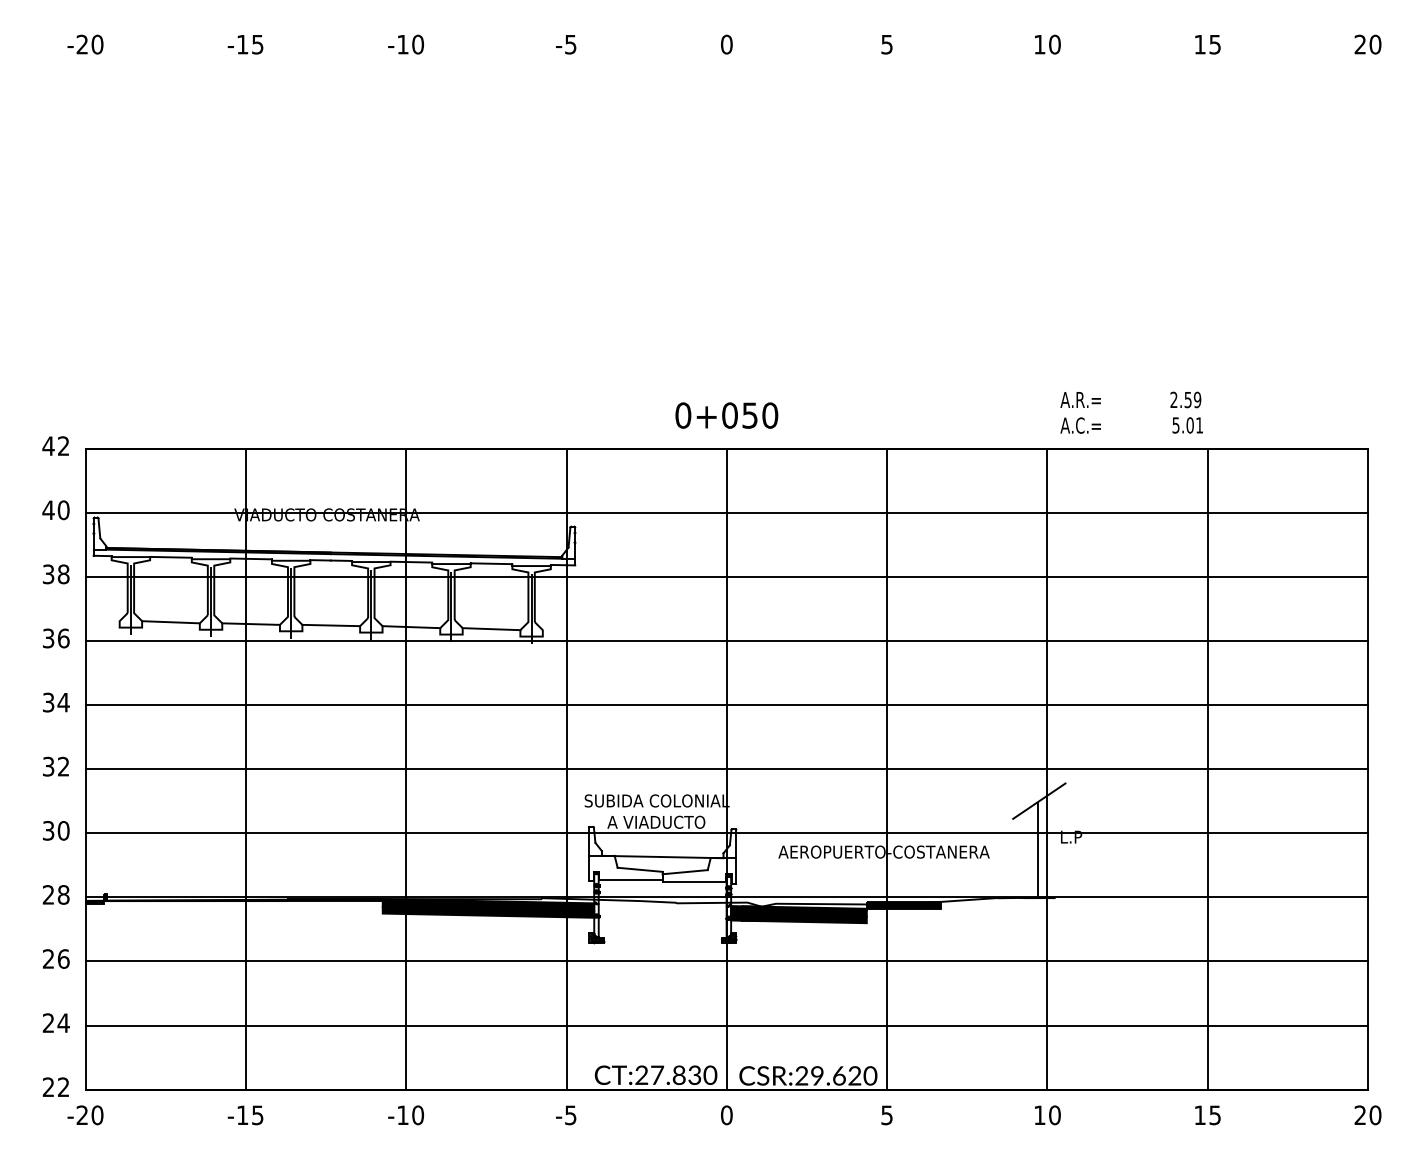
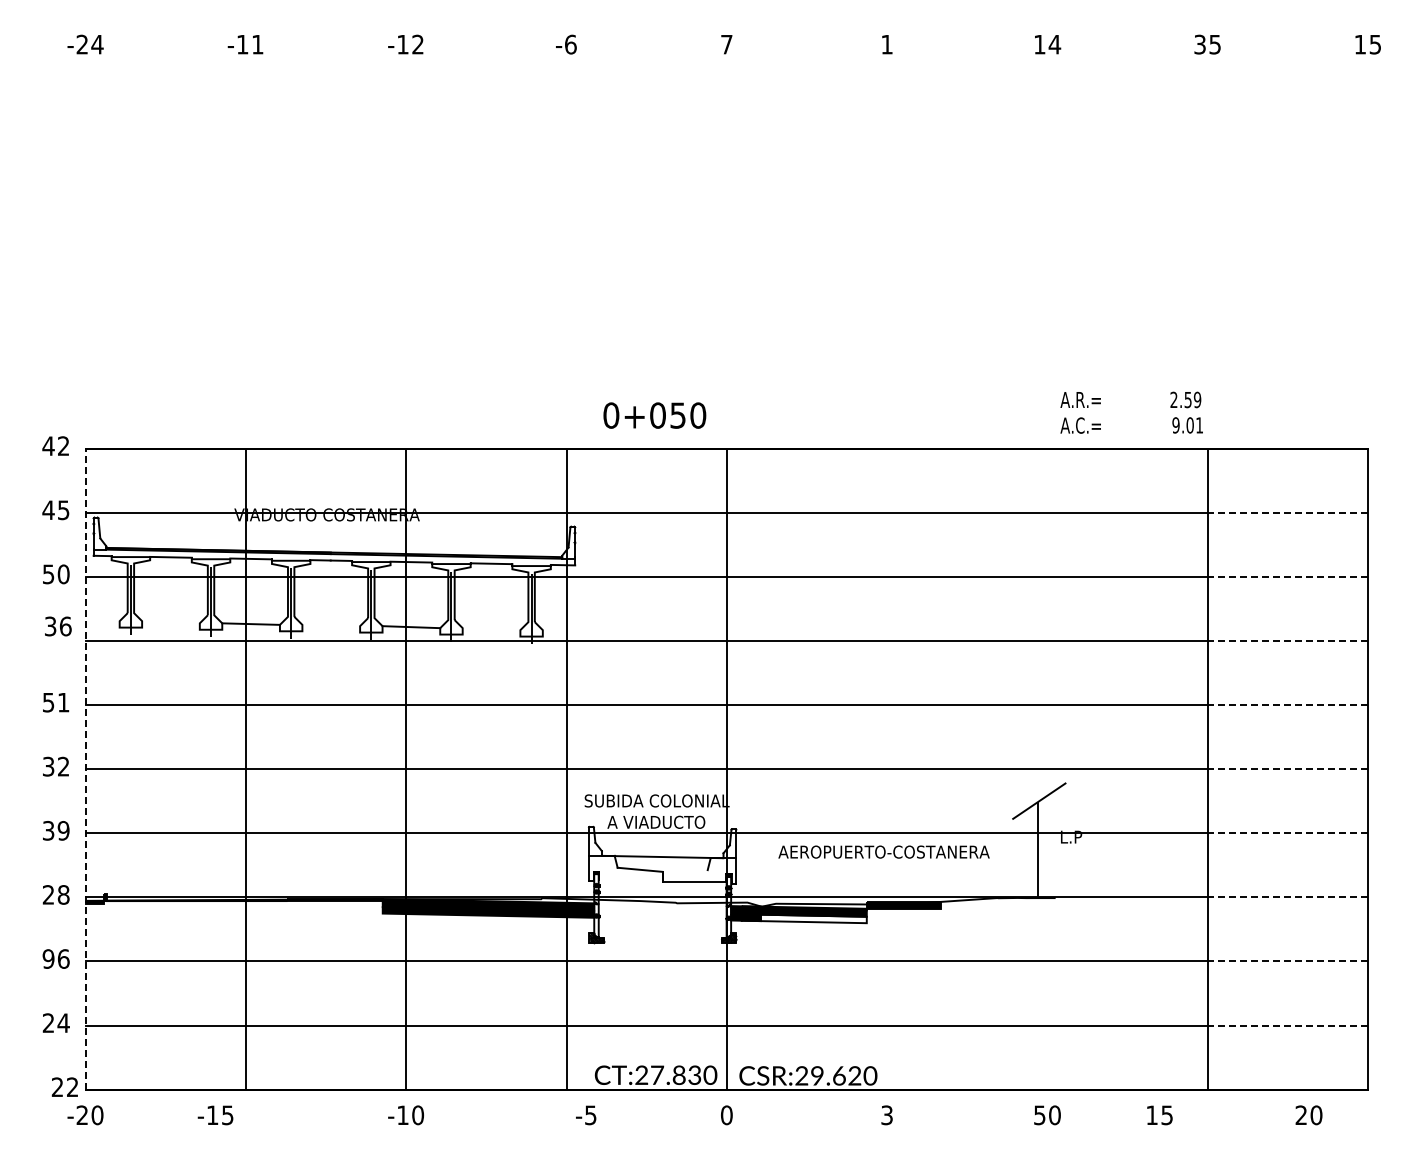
text: -20 -> -24 (97, 44)
text: -15 -> -11 (257, 44)
text: -10 -> -12 (418, 44)
text: -5 -> -6 (570, 44)
text: 0 -> 7 (726, 44)
text: 5 -> 1 (886, 44)
text: 10 -> 14 (1054, 44)
text: 15 -> 35 (1199, 44)
text: 20 -> 15 (1367, 44)
text position: (726, 415) -> (654, 415) (654, 415)
text: 5.01 -> 9.01 (1175, 425)
text: 40 -> 45 (63, 510)
line: solid -> dashed (1287, 512)
text: 38 -> 50 (56, 573)
line: solid -> dashed (1287, 576)
line: present -> none (170, 622)
line: present -> none (331, 625)
line: present -> none (491, 629)
text position: (56, 638) -> (58, 626) (58, 626)
line: solid -> dashed (1287, 640)
text: 34 -> 51 (56, 702)
line: solid -> dashed (1287, 705)
line: present -> none (887, 768)
line: present -> none (1047, 768)
line: solid -> dashed (85, 769)
line: solid -> dashed (1287, 769)
text: 30 -> 39 (63, 830)
line: solid -> dashed (1287, 833)
line: present -> none (684, 872)
line: present -> none (630, 879)
line: solid -> dashed (1287, 897)
fill: present -> none (803, 918)
text: 26 -> 96 (48, 958)
line: solid -> dashed (1287, 961)
line: solid -> dashed (1287, 1025)
text position: (55, 1086) -> (64, 1086) (64, 1086)
text: 5 -> 3 (887, 1114)
text position: (245, 1115) -> (215, 1115) (215, 1115)
text position: (566, 1115) -> (586, 1115) (586, 1115)
text: 10 -> 50 (1039, 1115)
text position: (1207, 1115) -> (1159, 1115) (1159, 1115)
text position: (1367, 1115) -> (1308, 1115) (1308, 1115)
